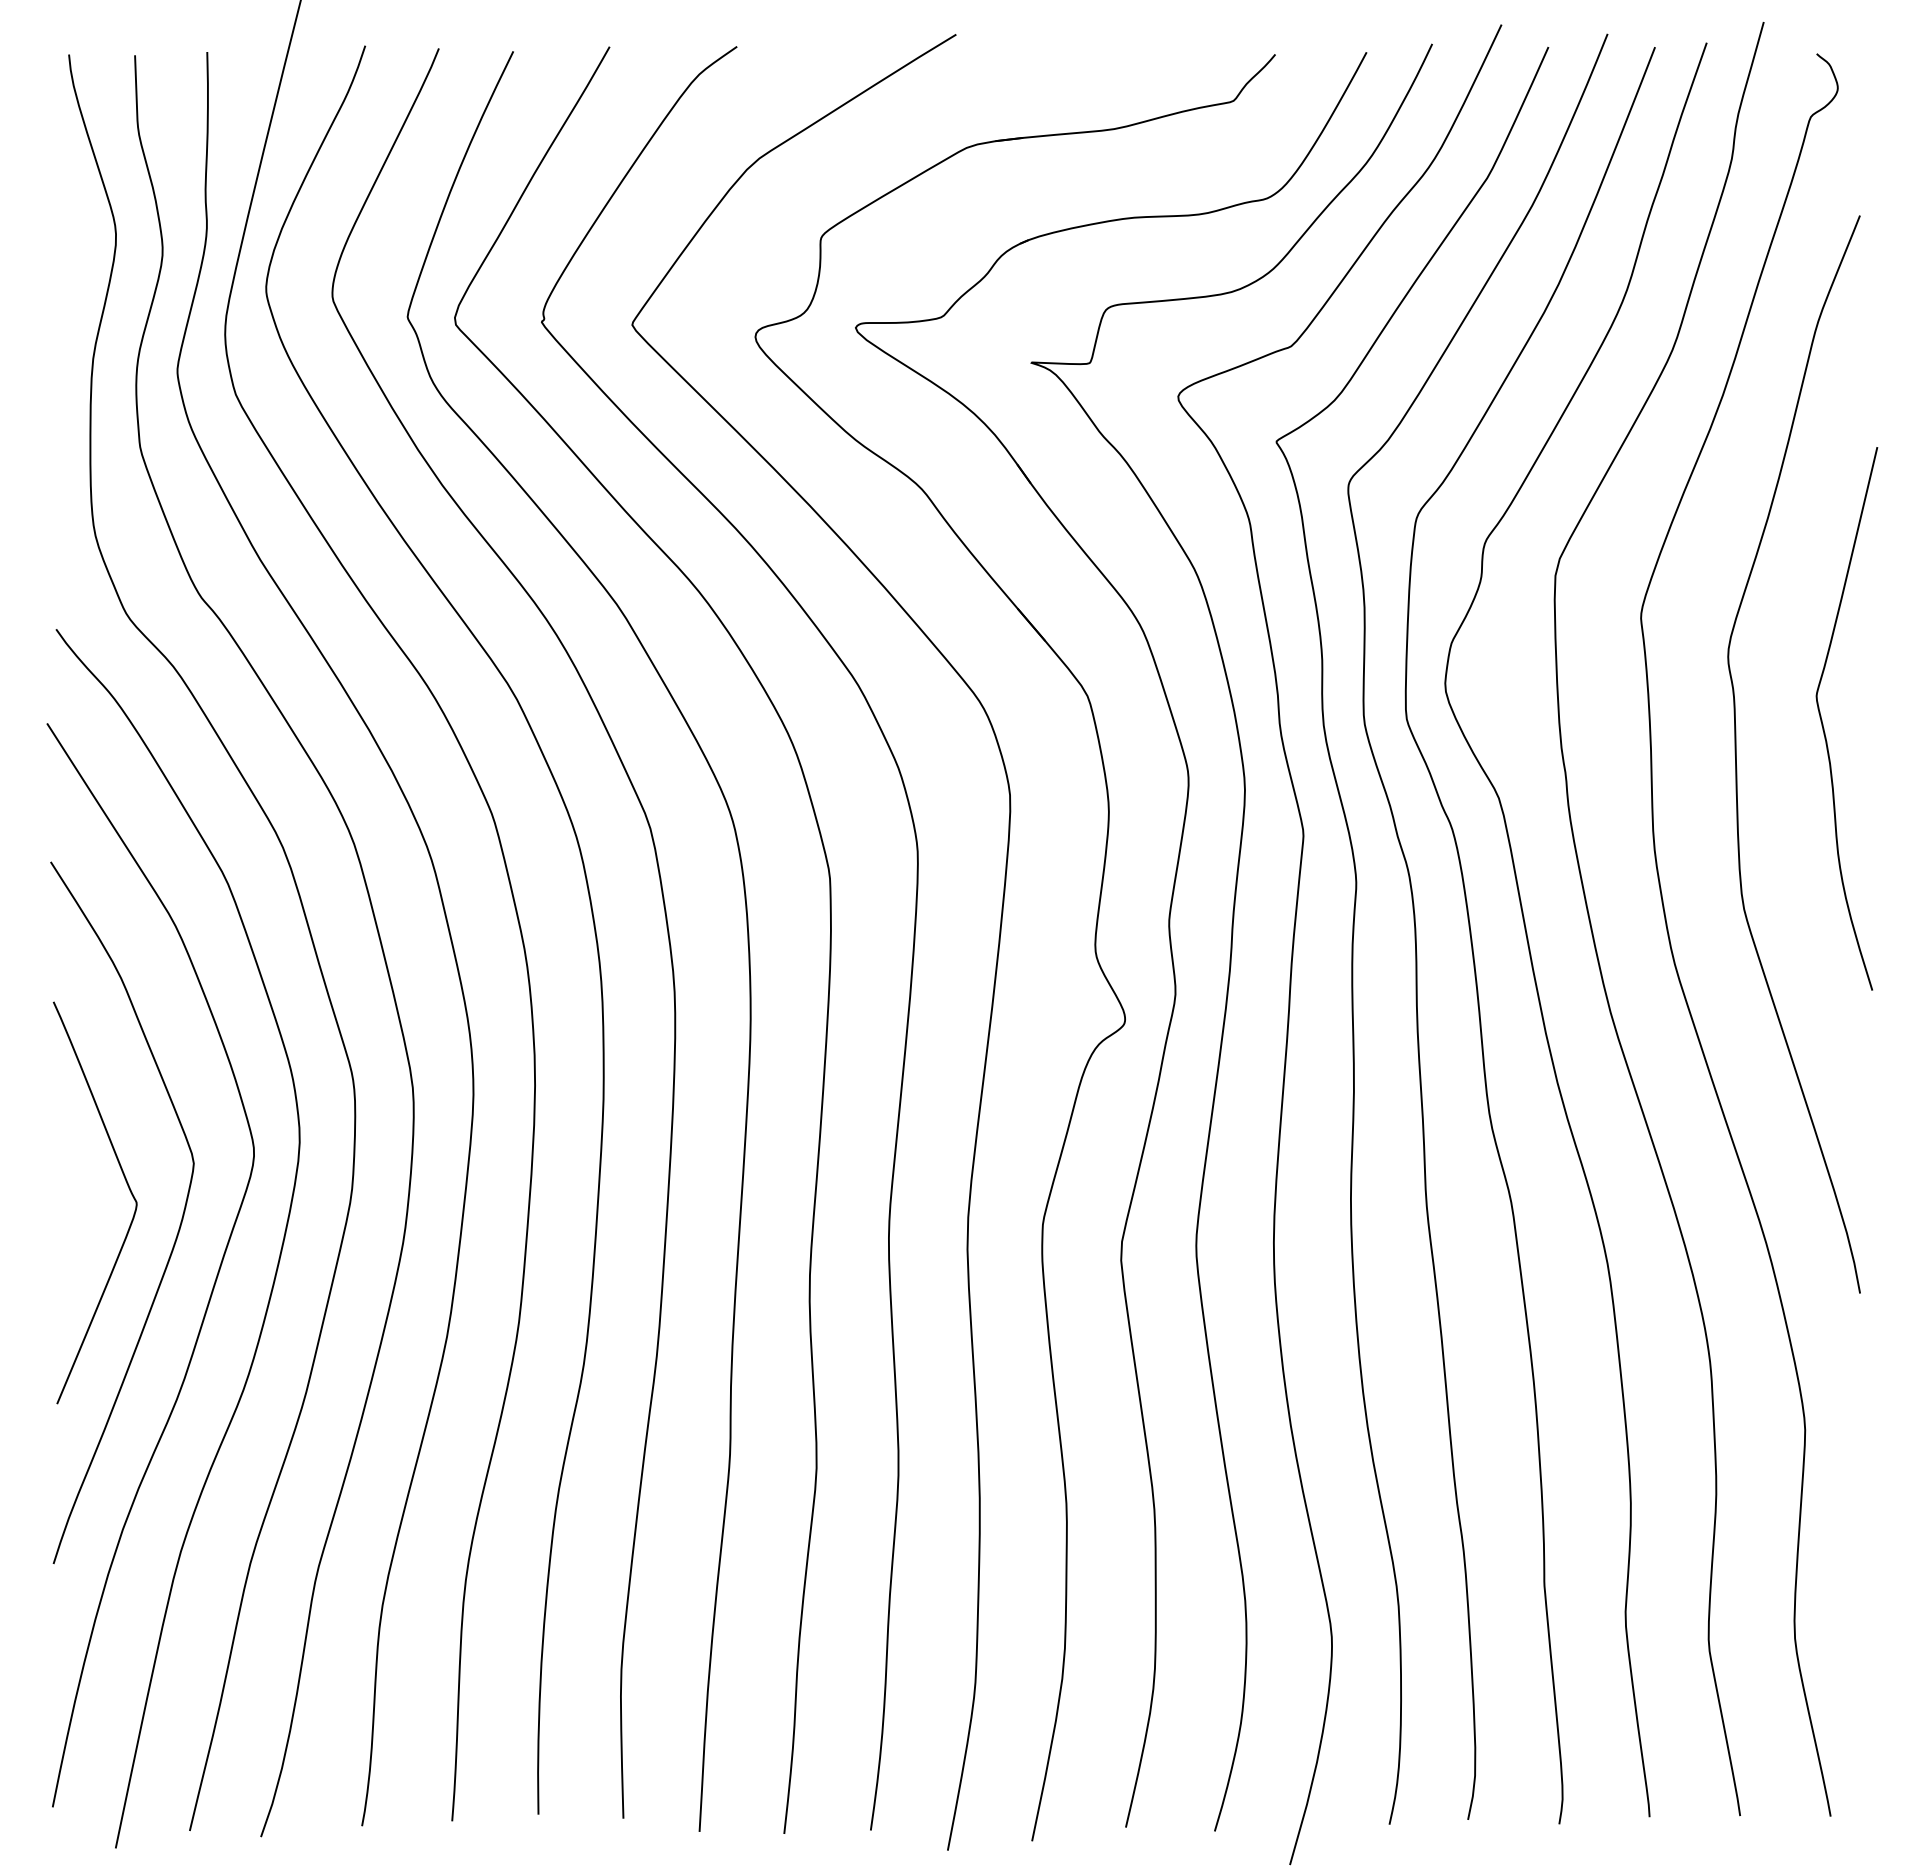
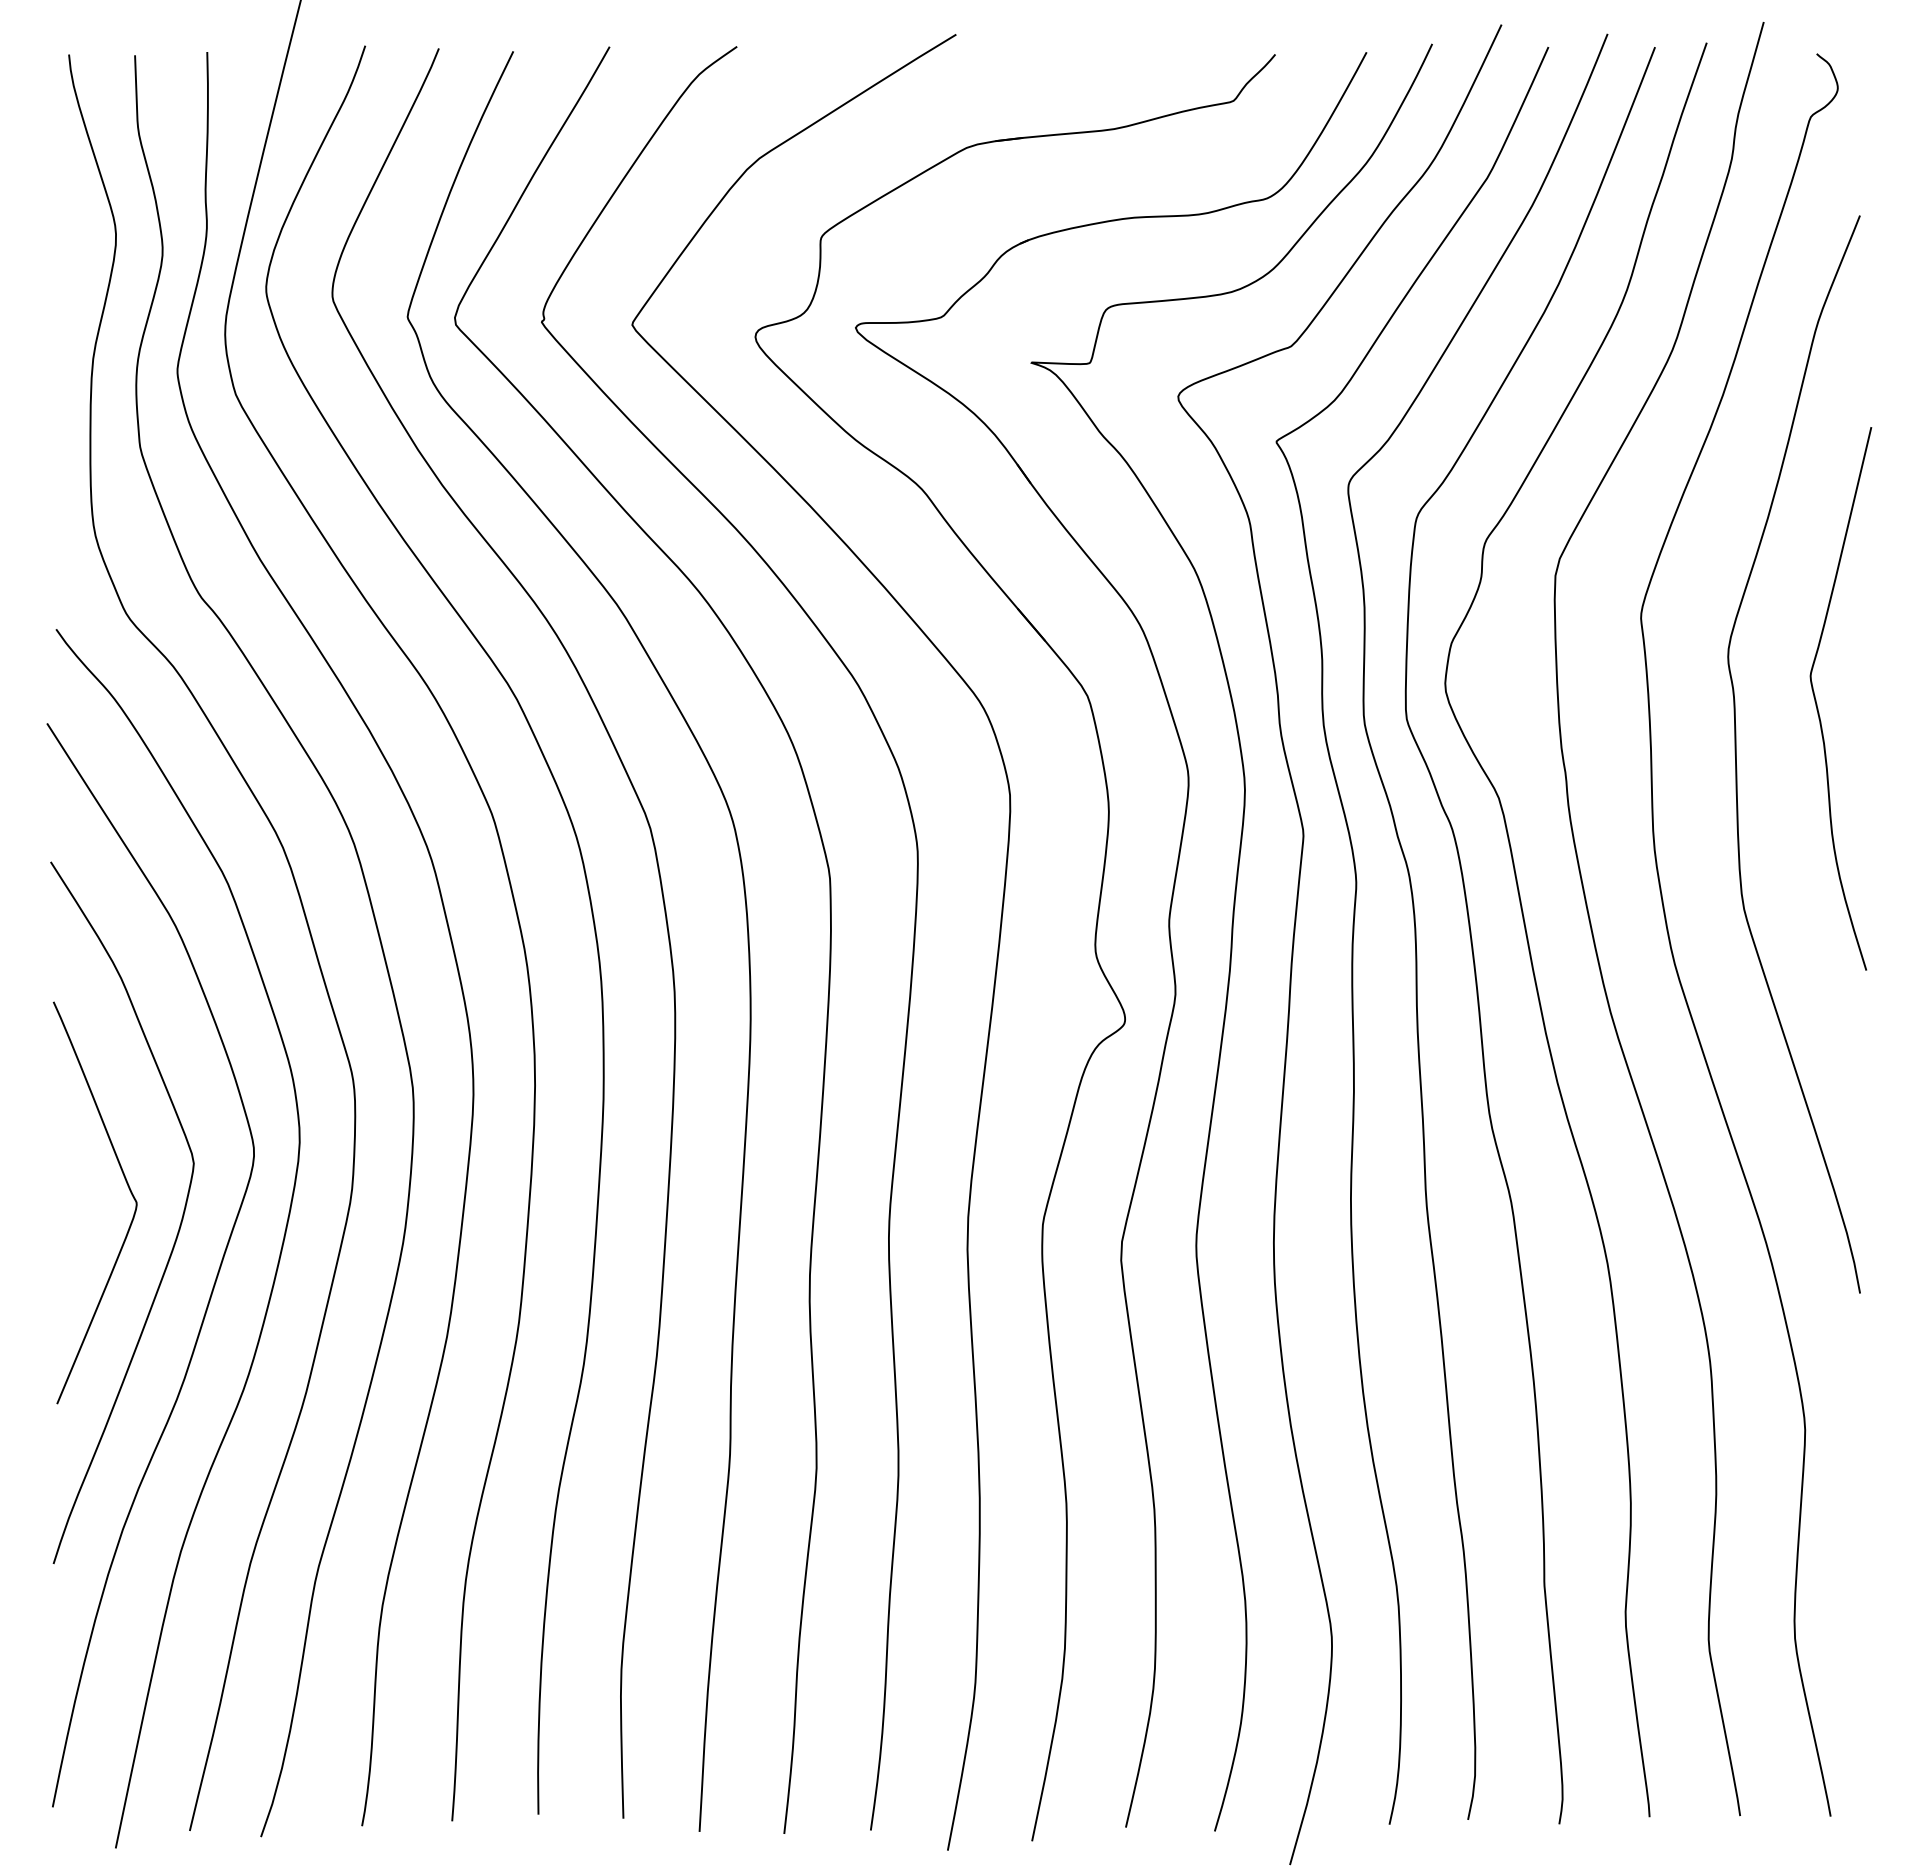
curve position: (1823, 723) -> (1817, 703) (1817, 703)
